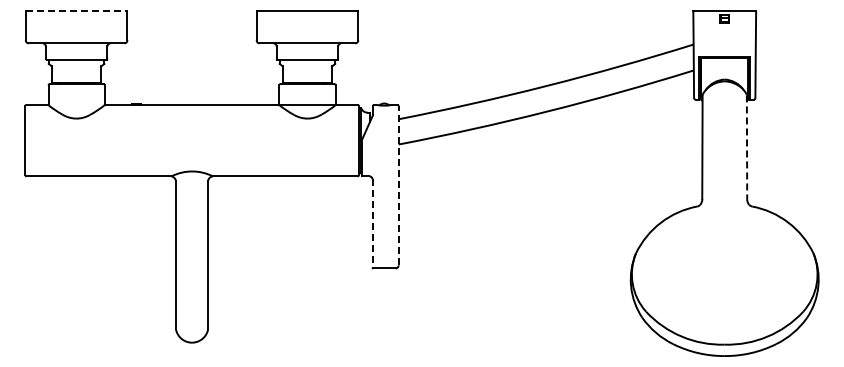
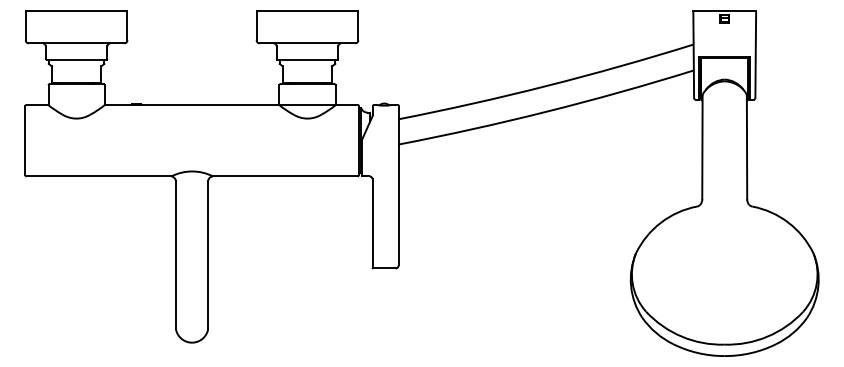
line: dashed -> solid (76, 11)
line: dashed -> solid (747, 147)
line: dashed -> solid (398, 185)
line: dashed -> solid (372, 223)
